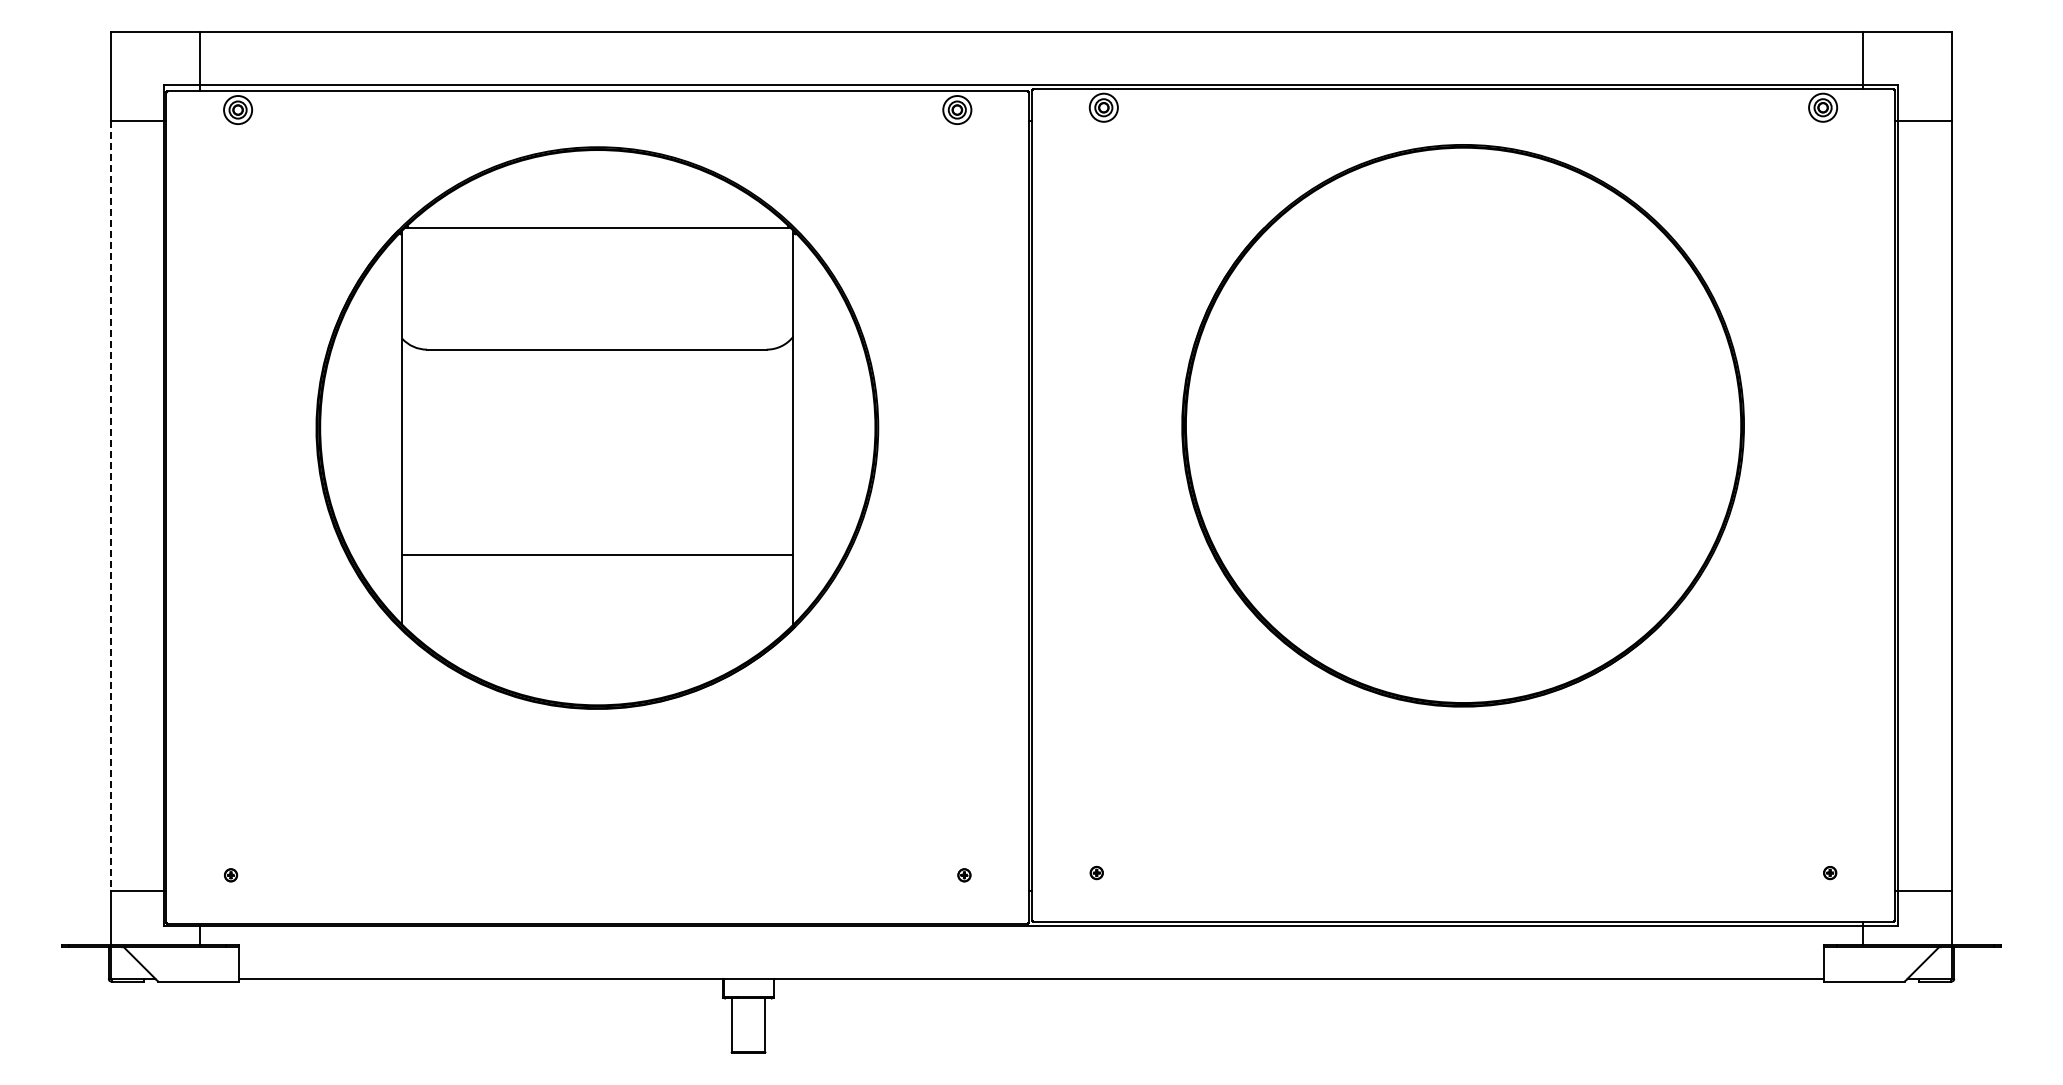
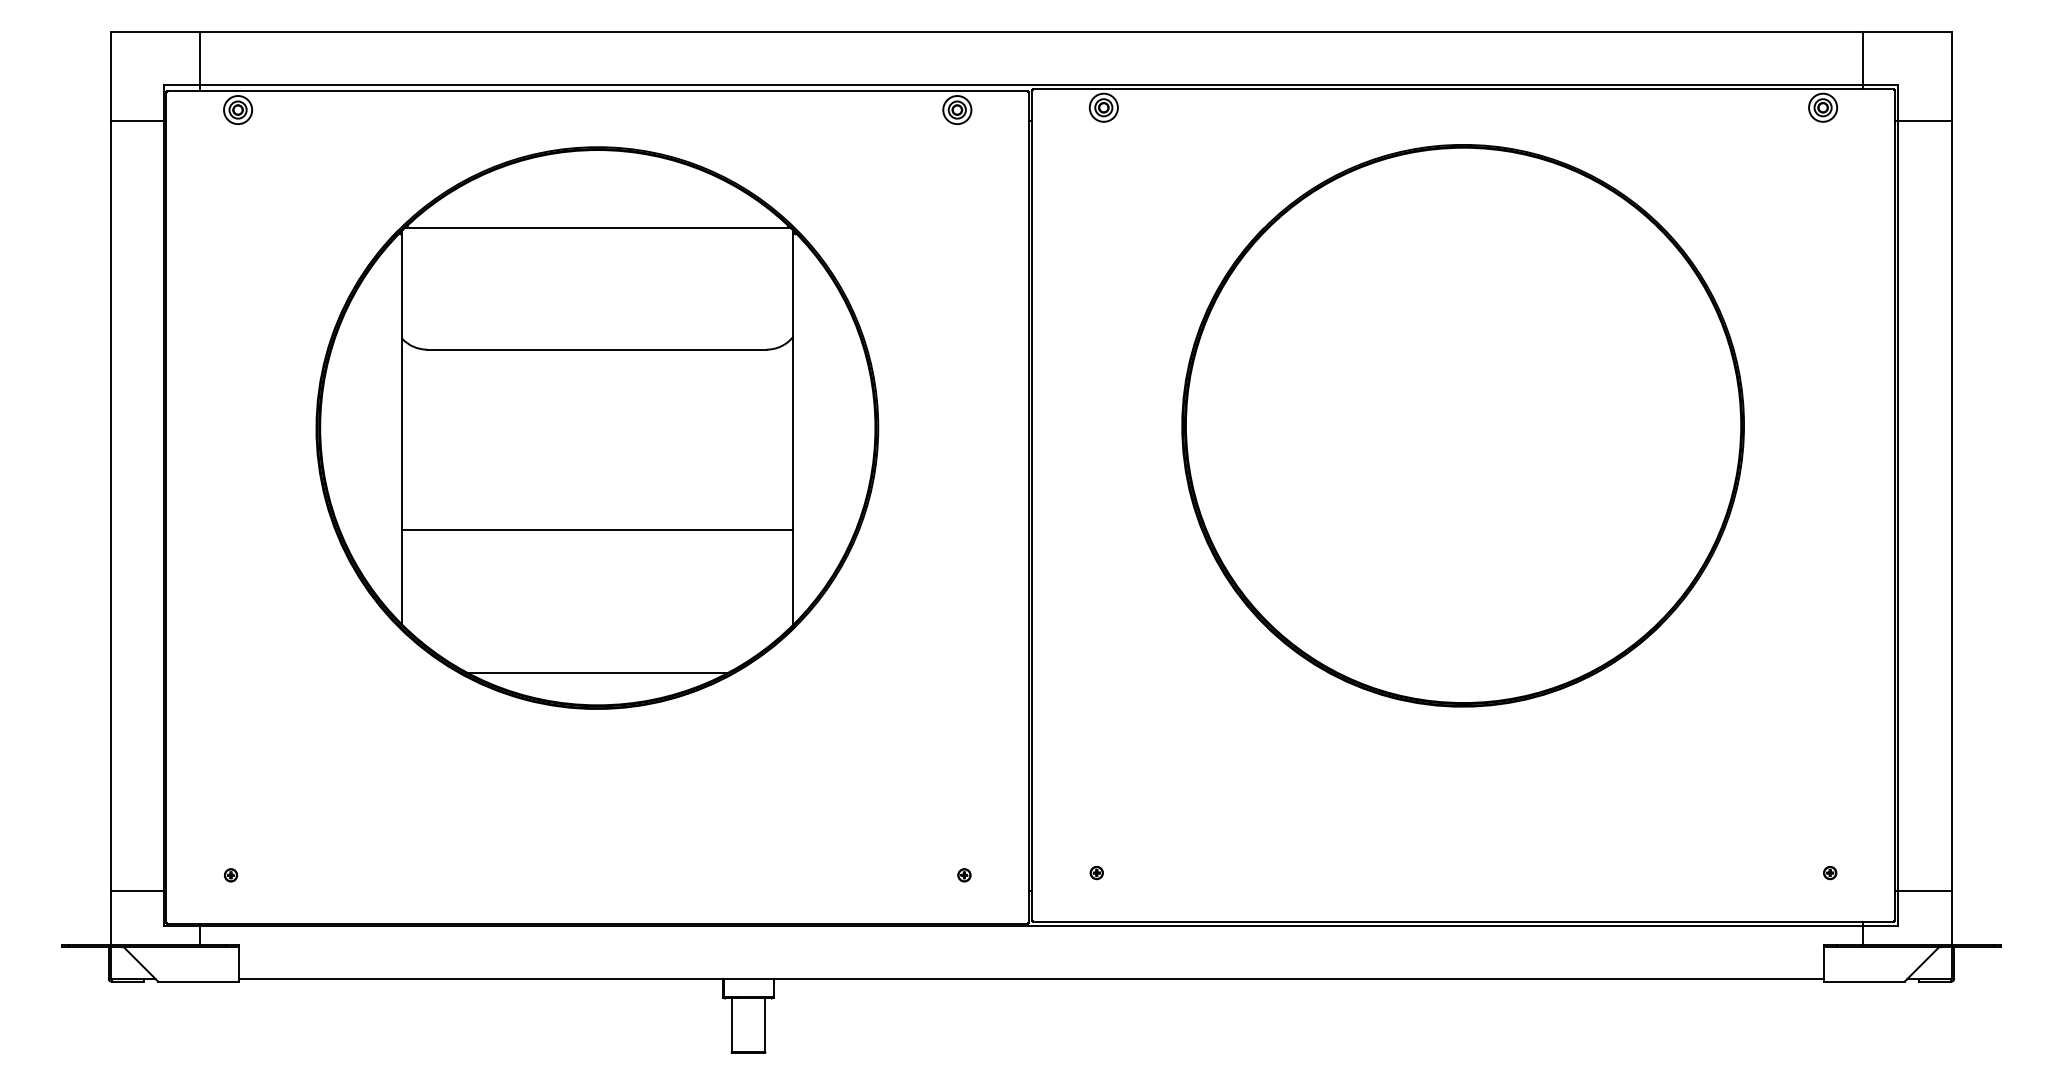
line: dashed -> solid (111, 505)
line position: (597, 555) -> (597, 530) (597, 530)
line: none -> present (597, 672)
